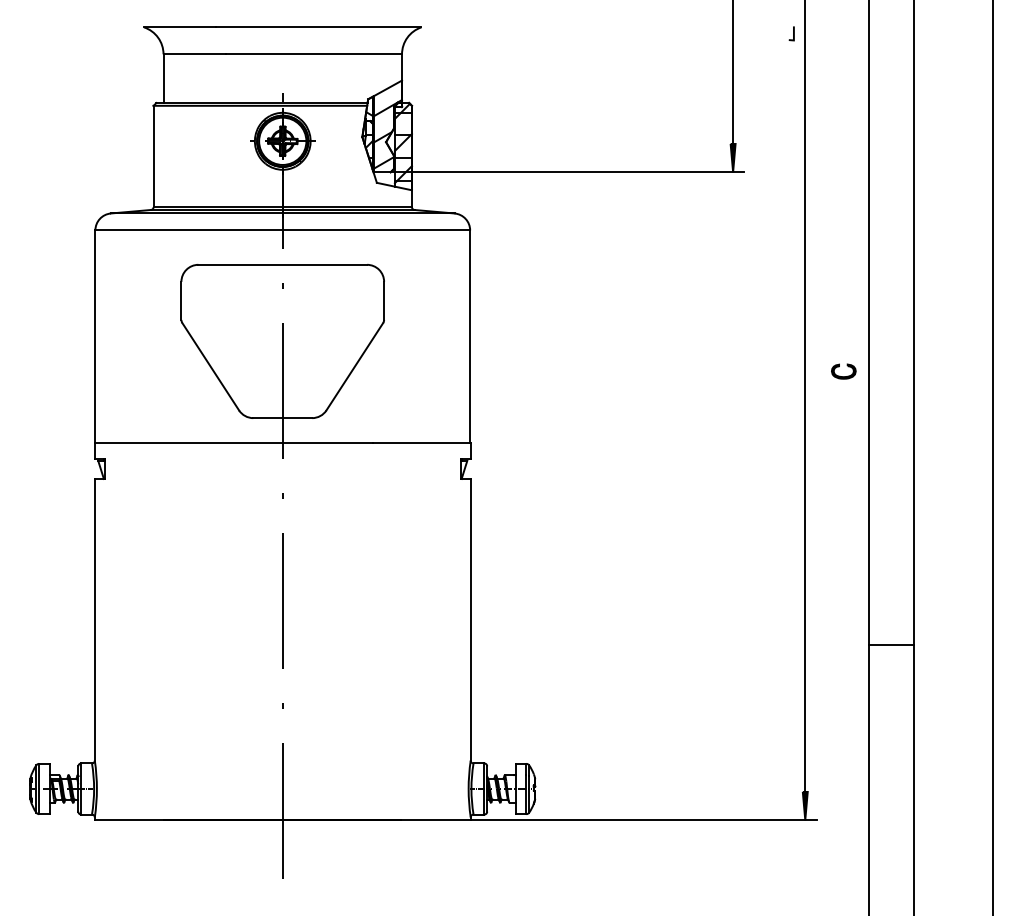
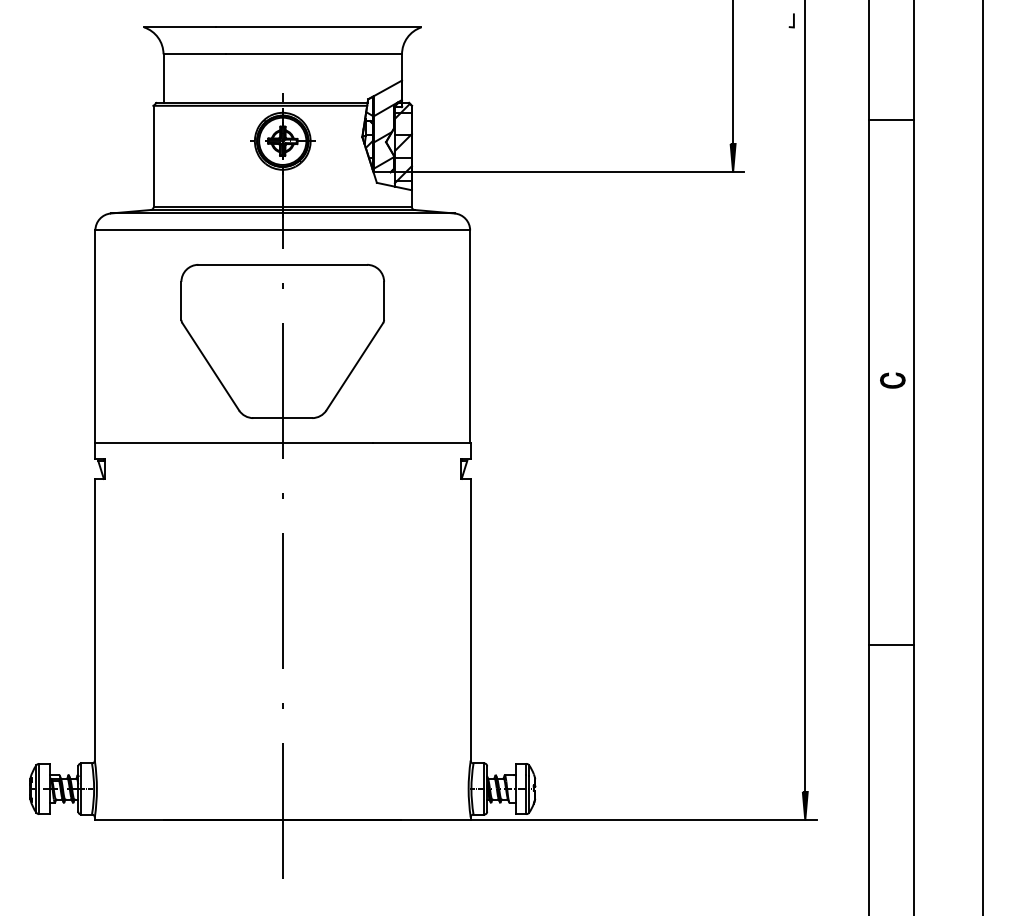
line position: (793, 33) -> (793, 20) (793, 20)
line: none -> present (891, 120)
part position: (843, 371) -> (892, 380) (892, 380)
line position: (992, 457) -> (982, 457) (982, 457)
